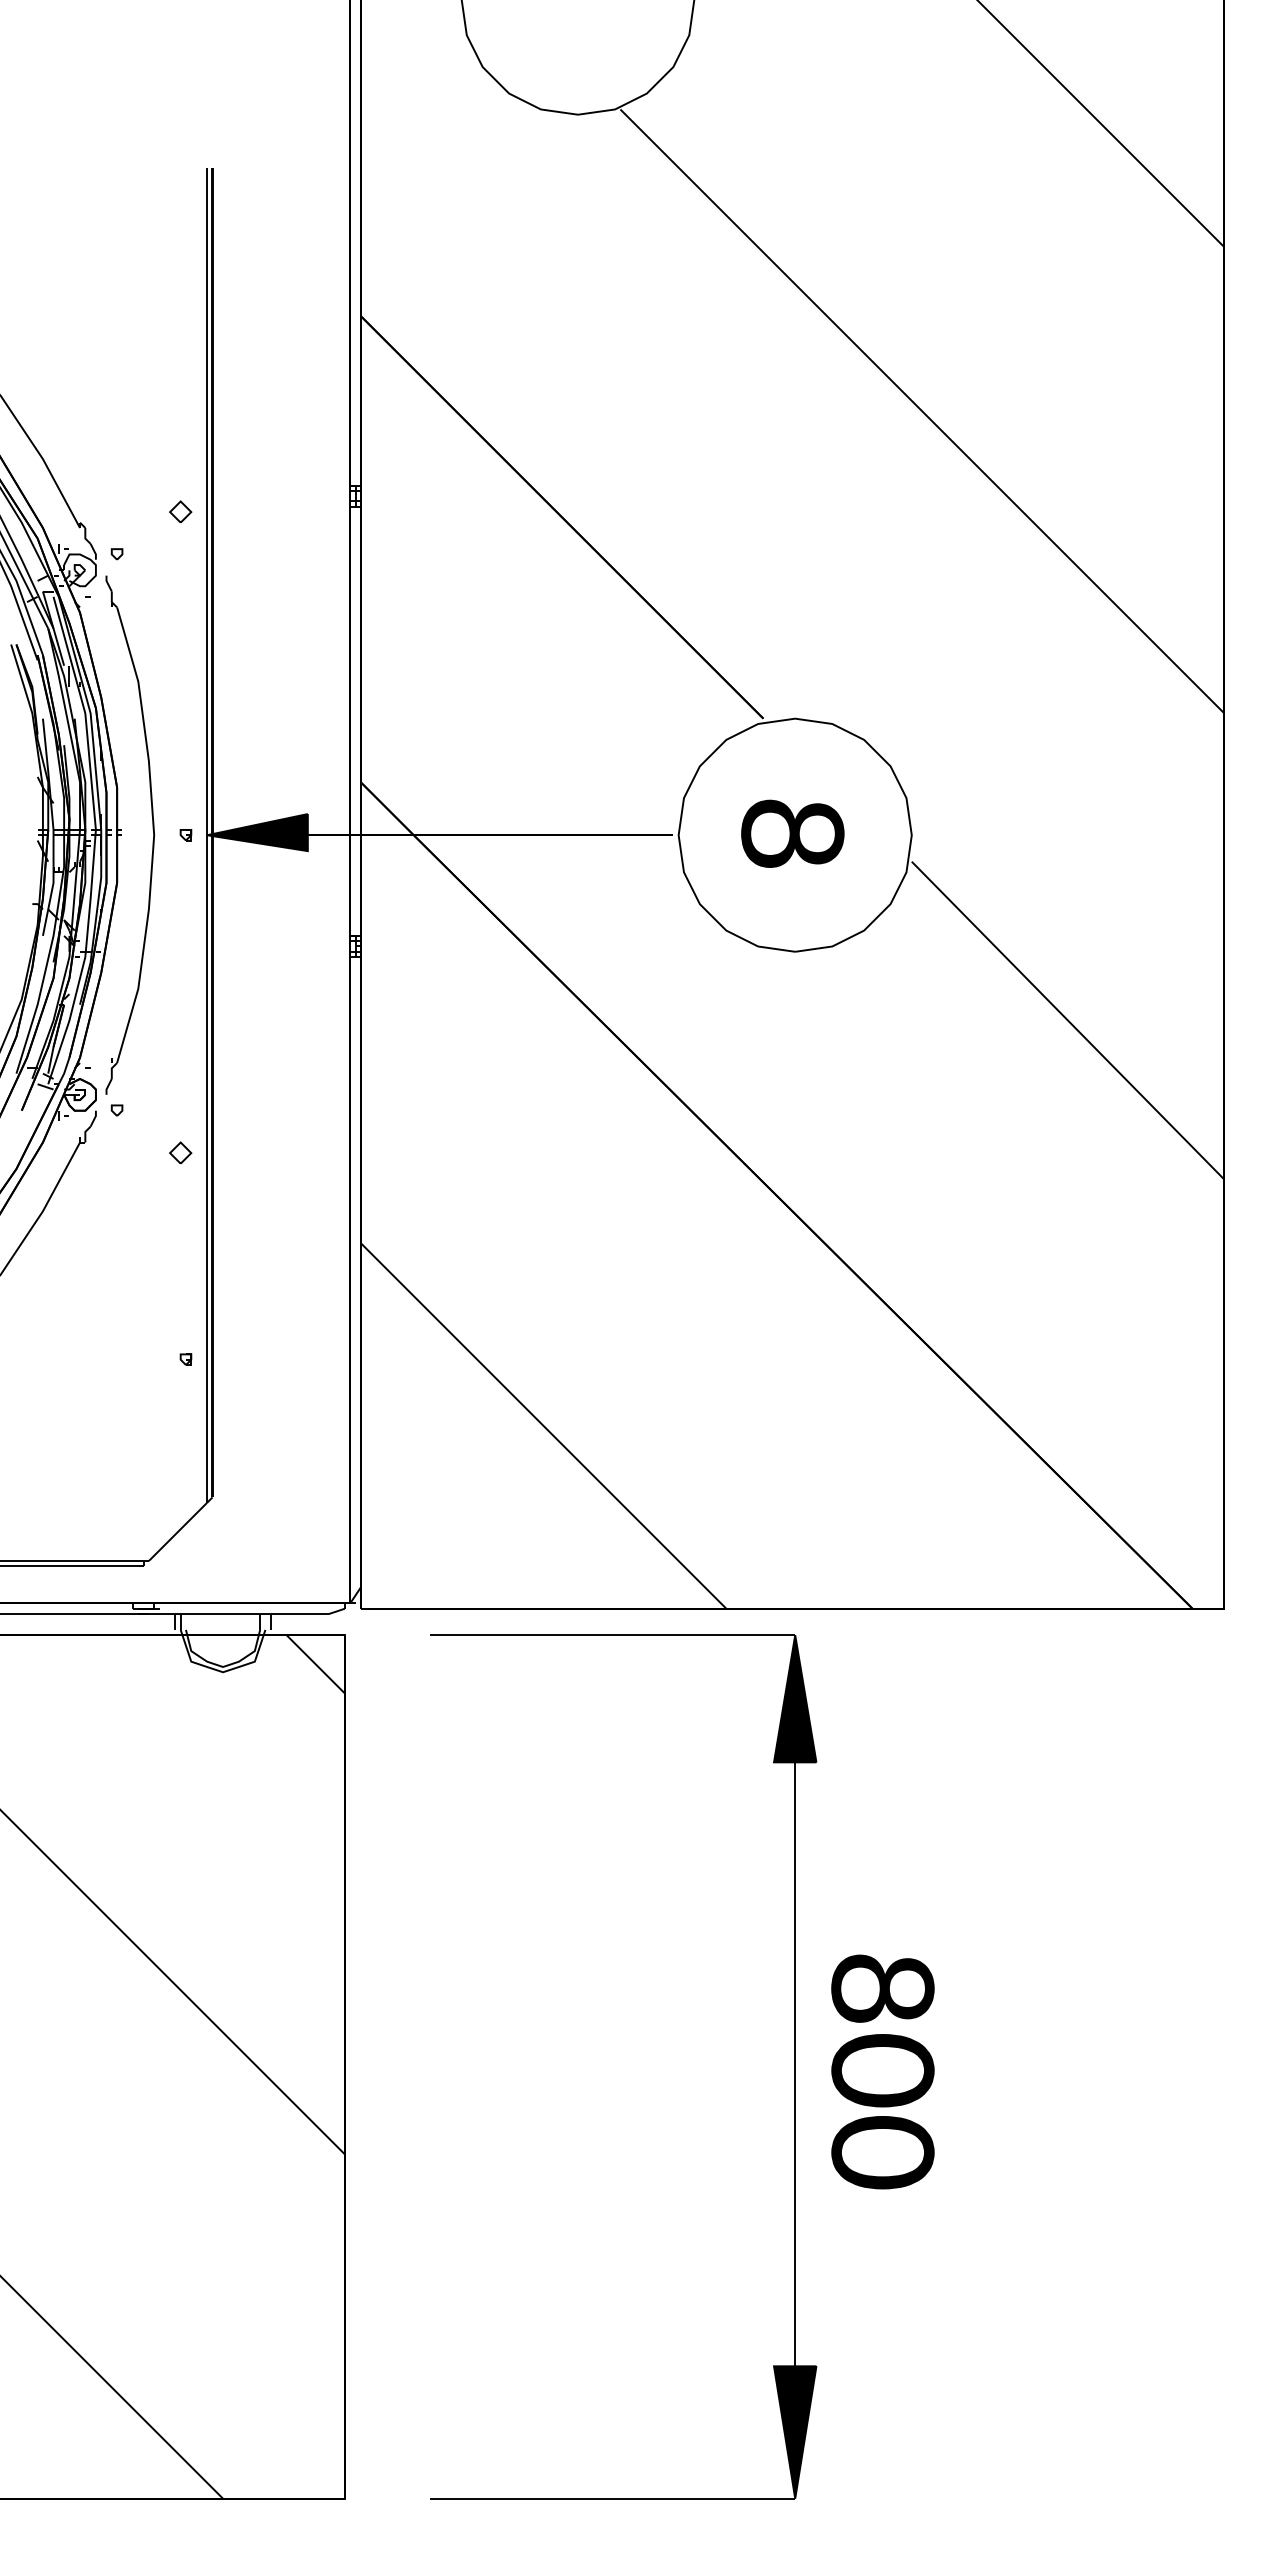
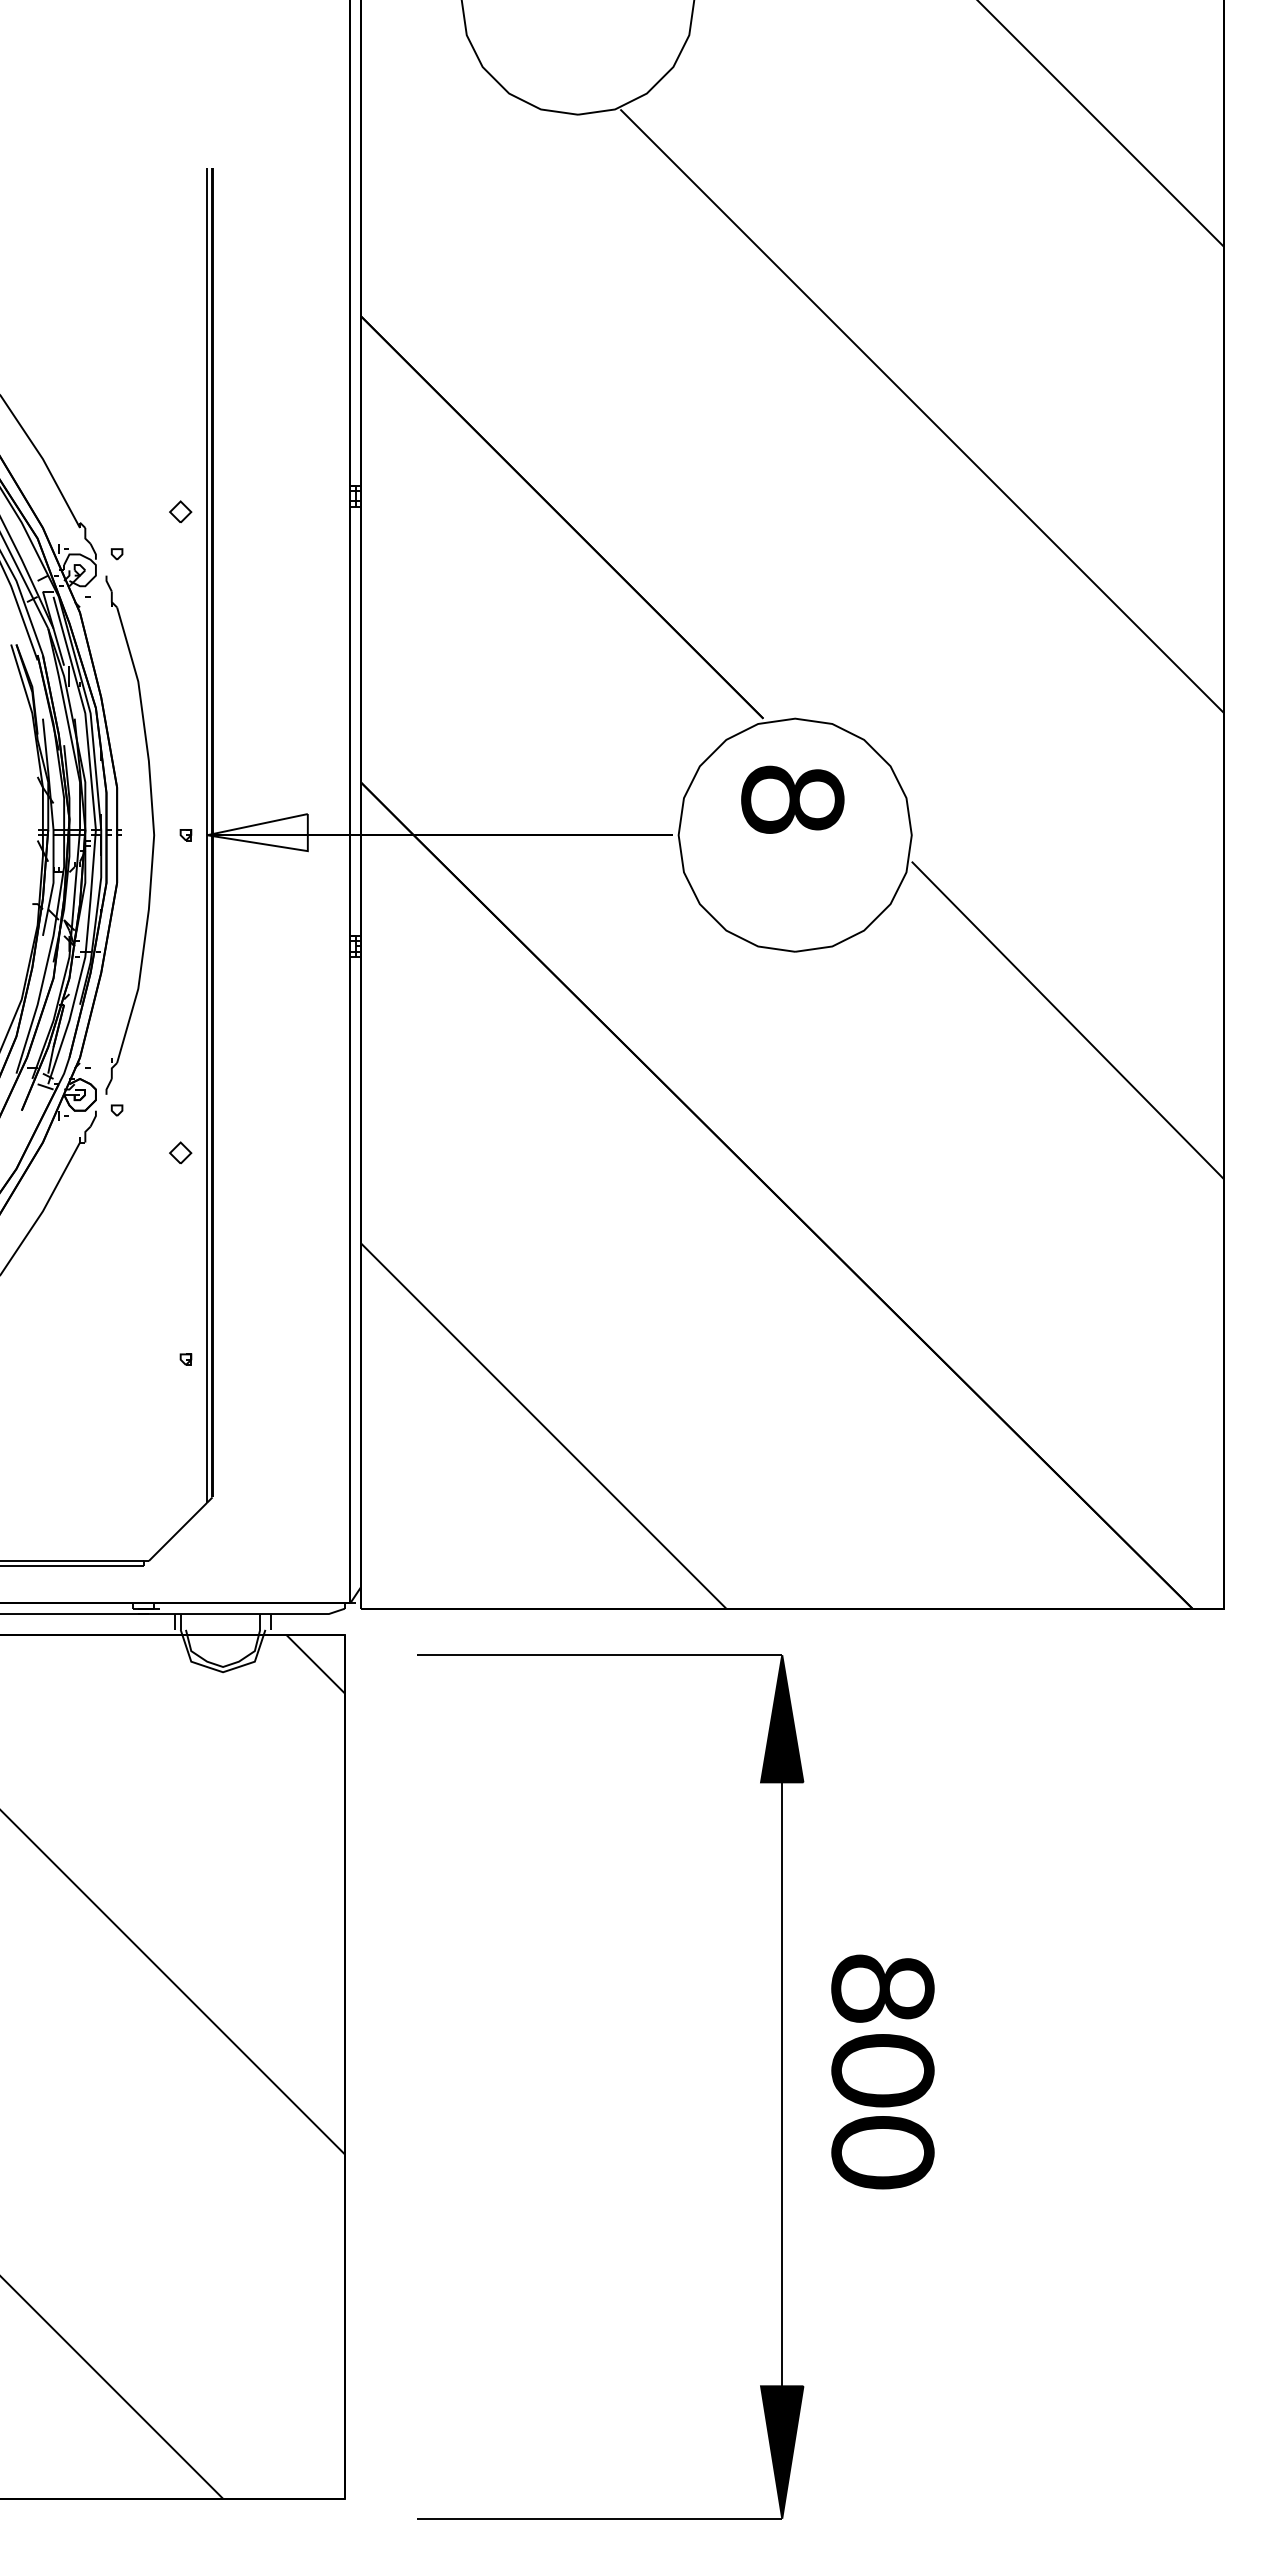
fill: present -> none (257, 832)
text position: (792, 833) -> (792, 799) (792, 799)
part position: (794, 2066) -> (781, 2086) (781, 2086)
